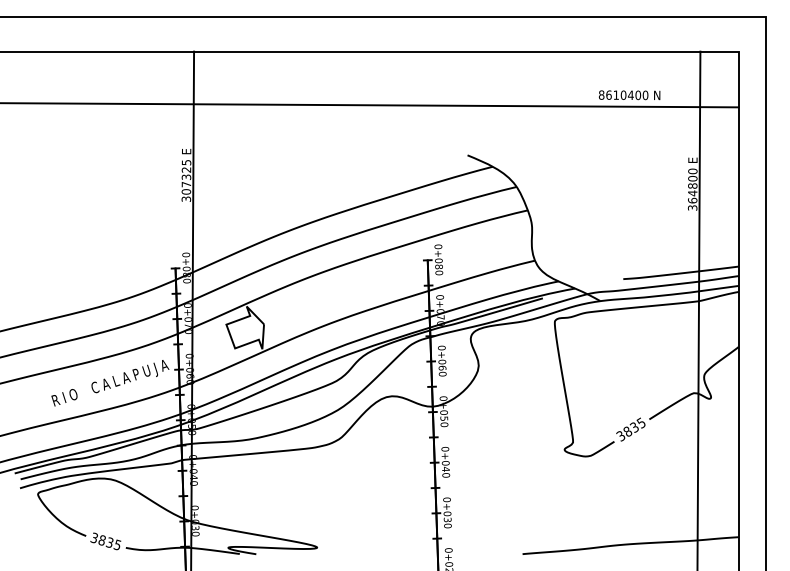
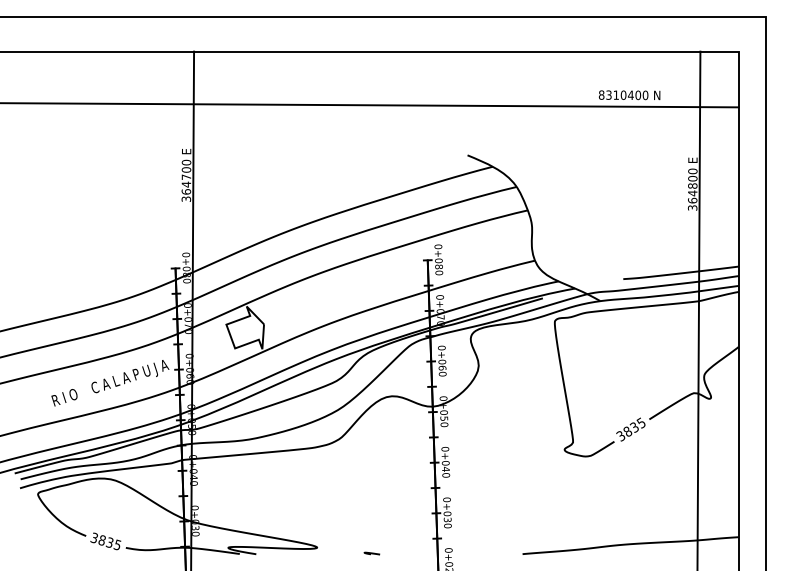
text: 8610400 -> 8310400 (608, 94)
text: 307325 -> 364700 (186, 176)
curve: none -> present (371, 553)
